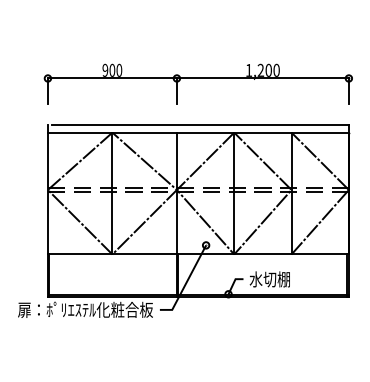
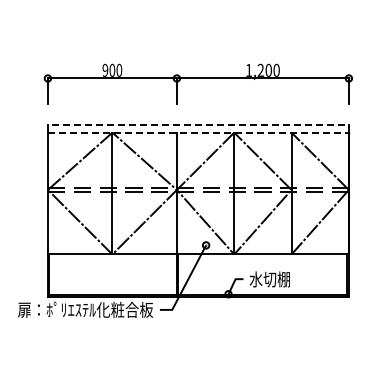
line: solid -> dashed (200, 125)
line: solid -> dashed (198, 132)
